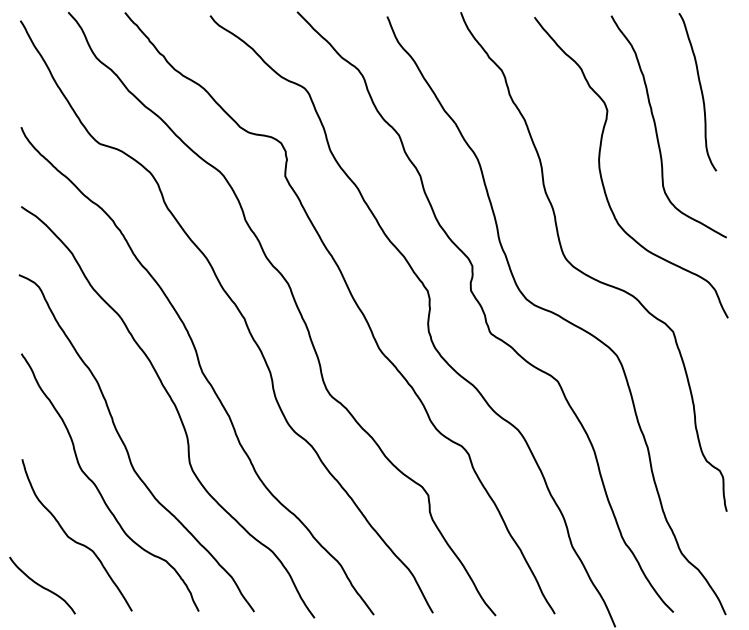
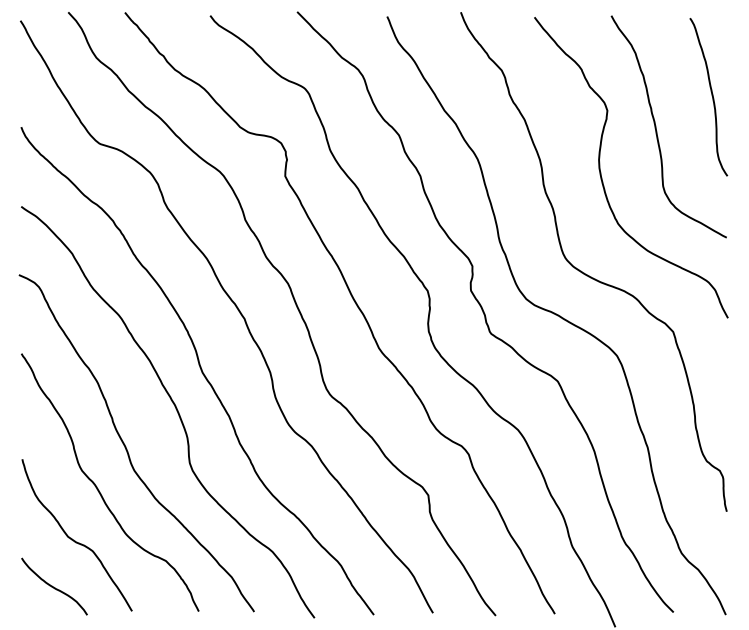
curve position: (700, 90) -> (711, 95) (711, 95)
curve position: (41, 585) -> (53, 586) (53, 586)
